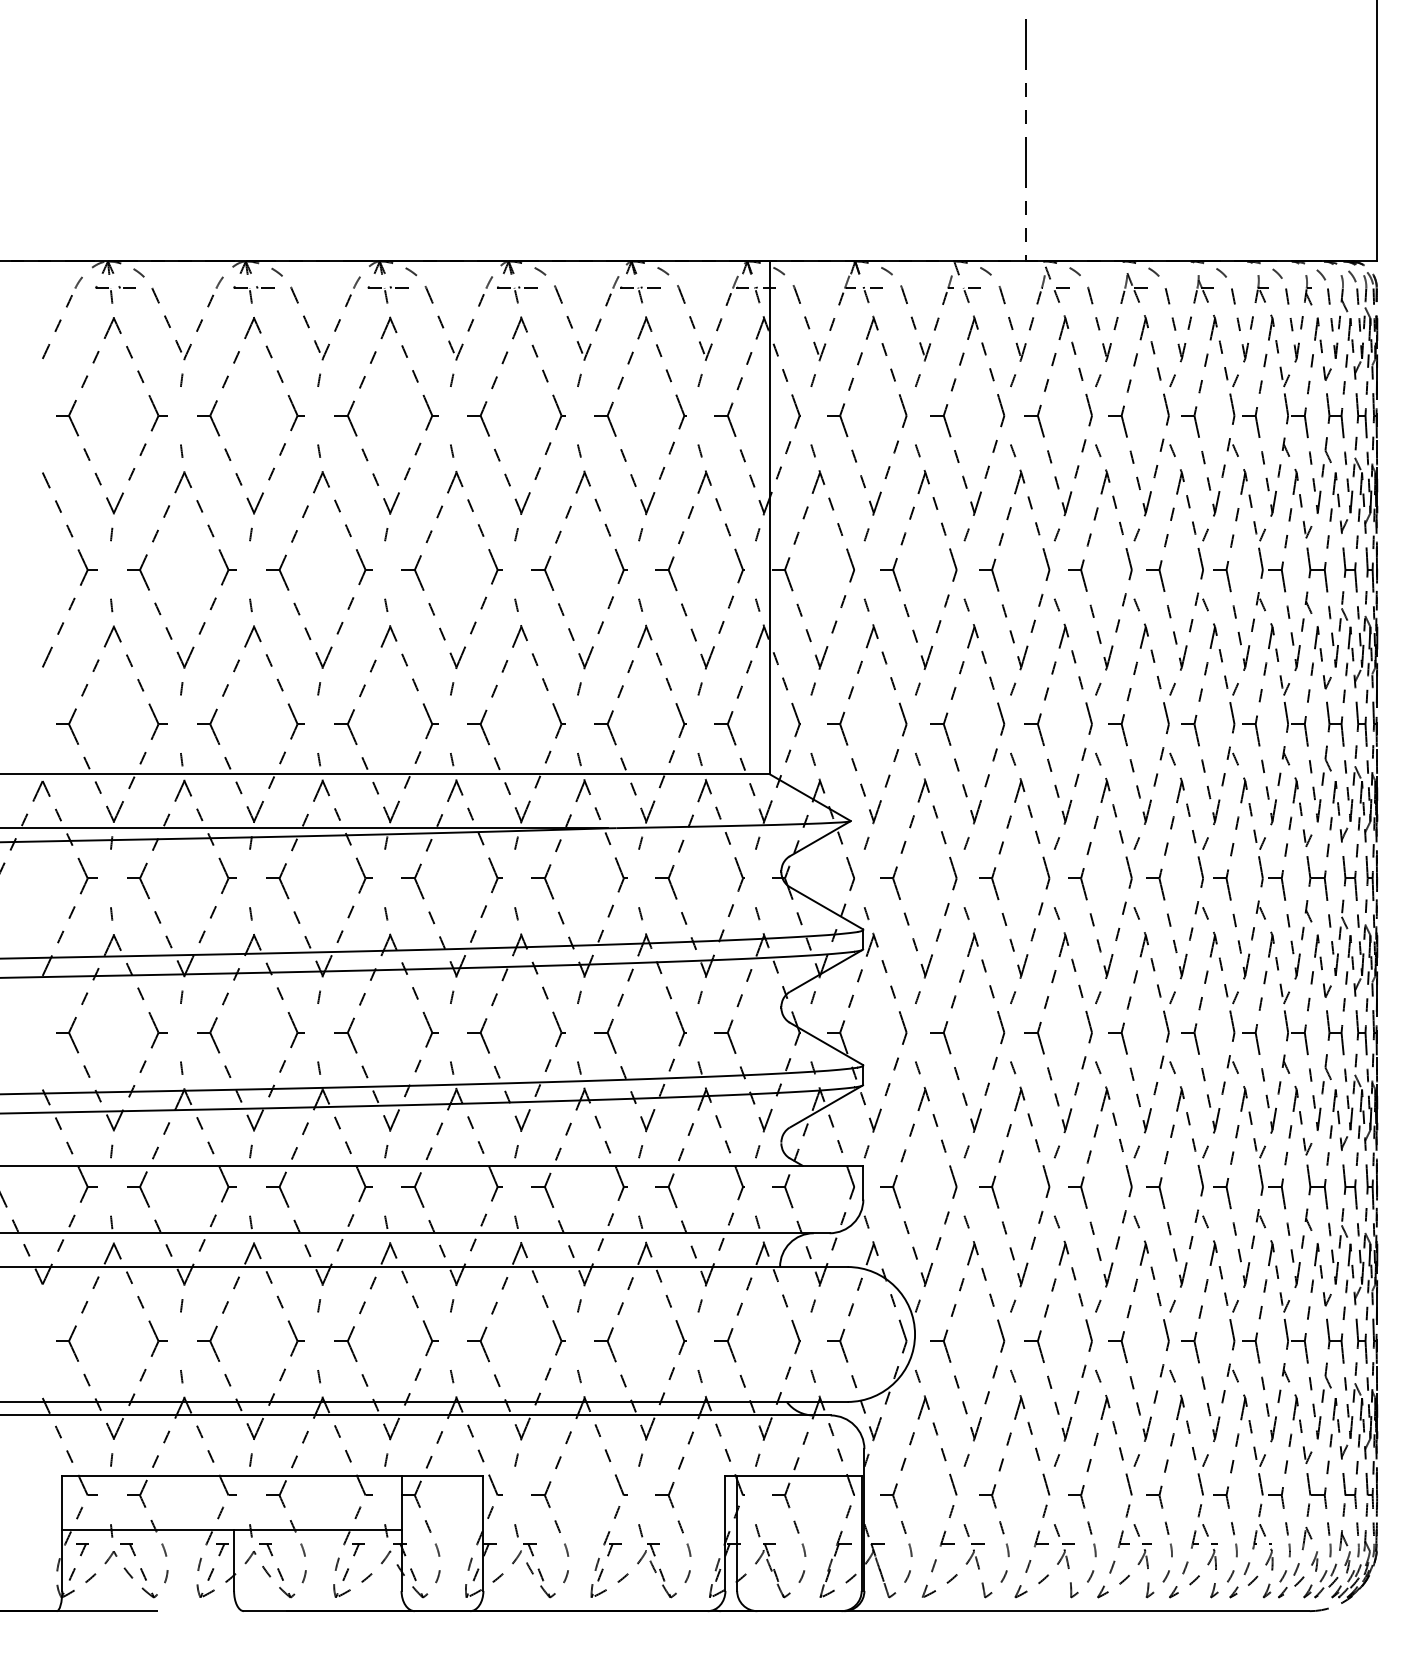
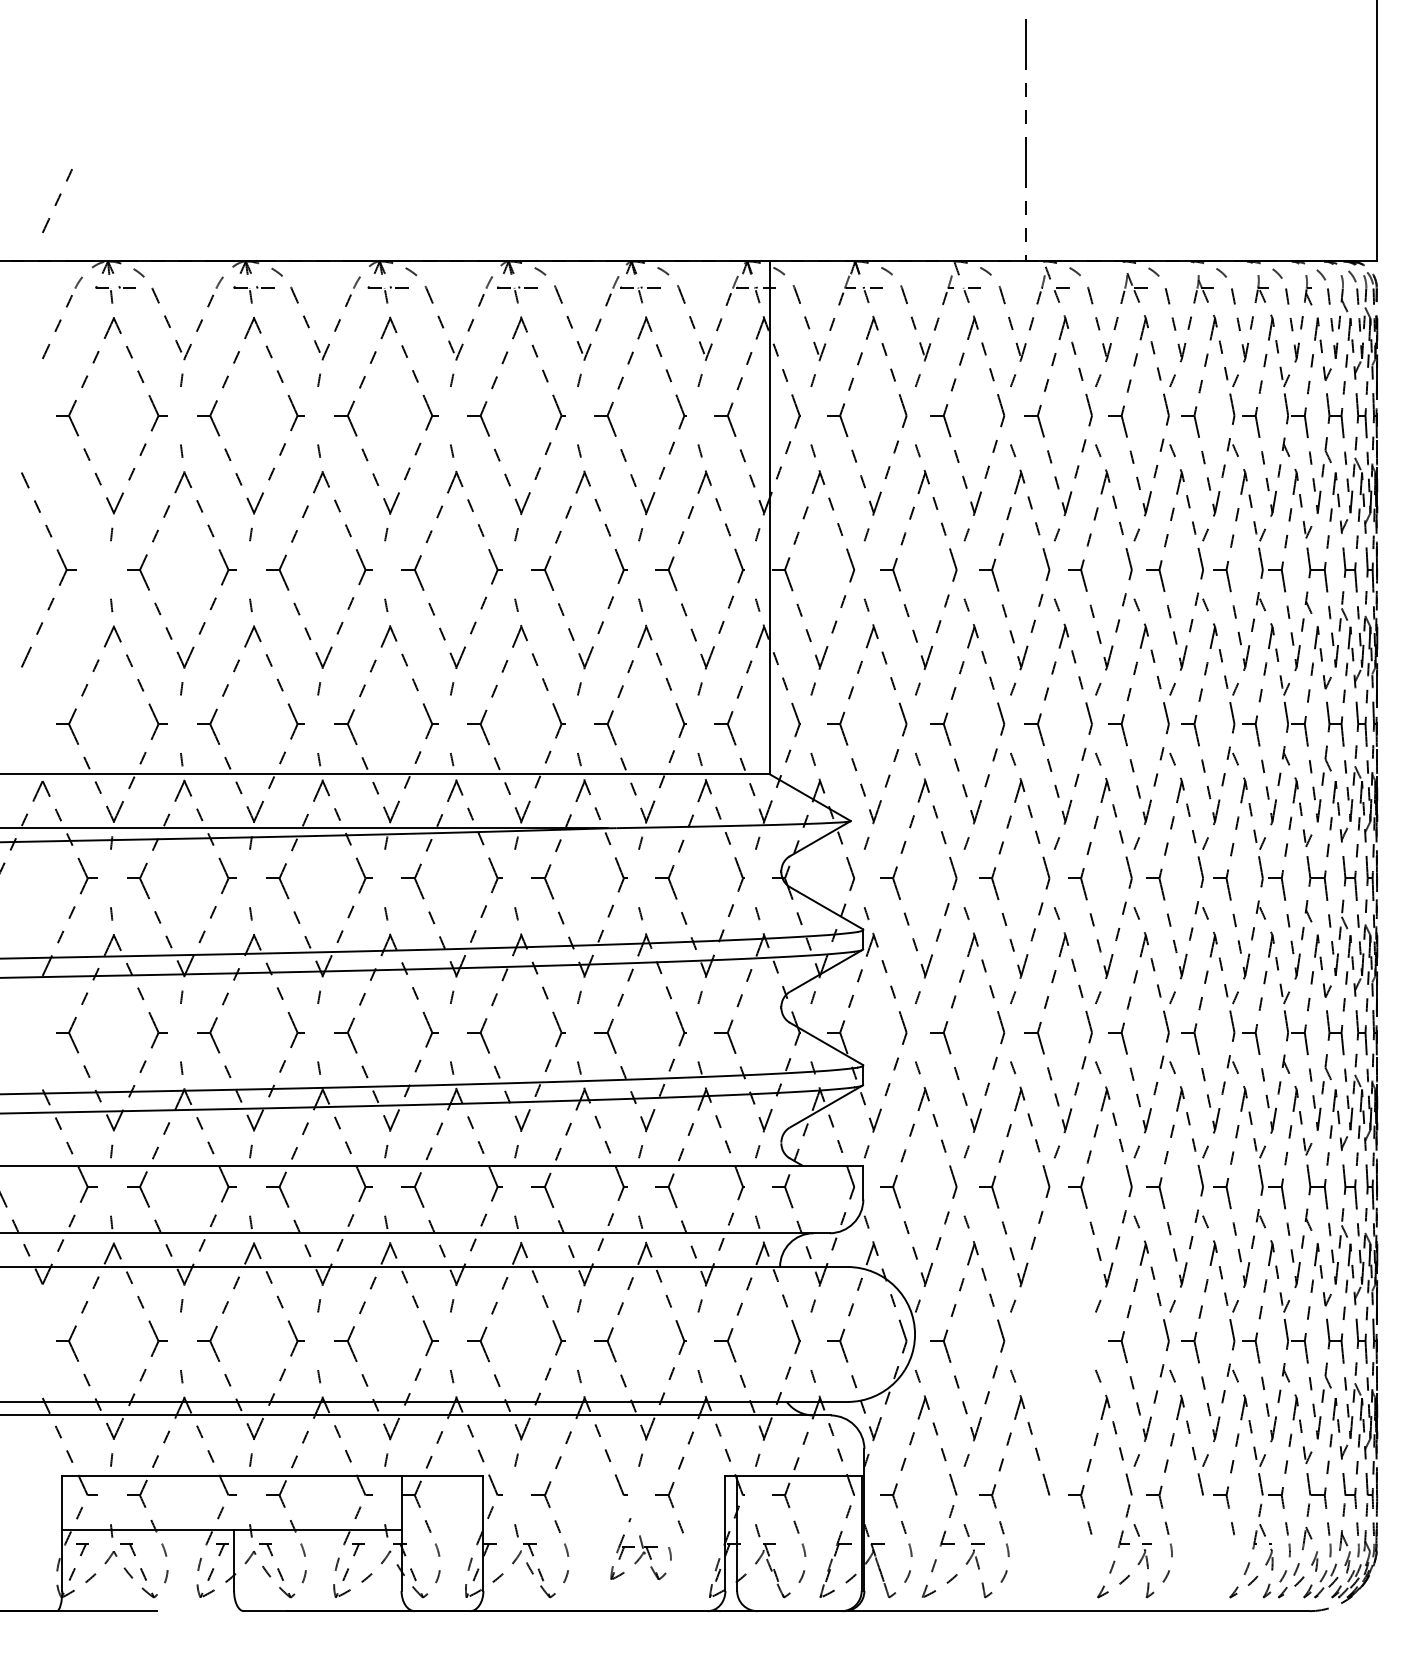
curve: none -> present (57, 201)
part position: (83, 563) -> (62, 563) (62, 563)
part: present -> none (1040, 1336)
part: present -> none (1198, 1544)
part size: 102x93 px -> 62x63 px (640, 1549)
part: present -> none (1062, 1554)
